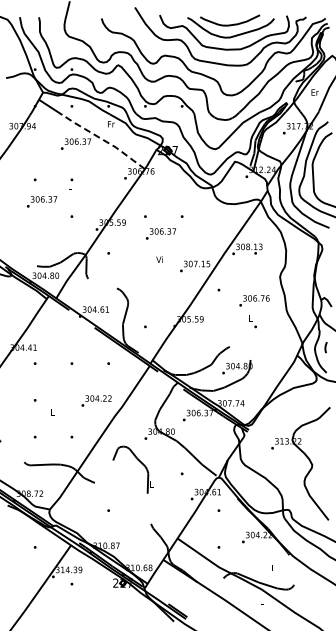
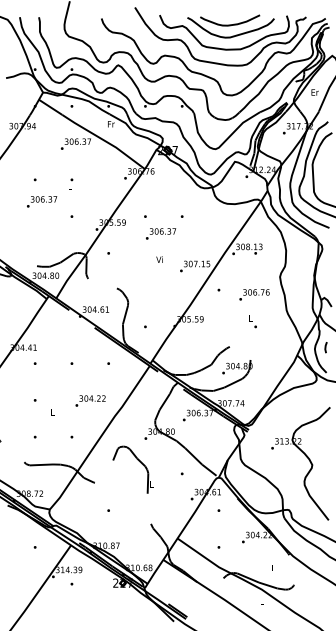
line: dashed -> solid (104, 140)
text position: (254, 300) -> (254, 294) (254, 294)
text position: (96, 400) -> (90, 400) (90, 400)
